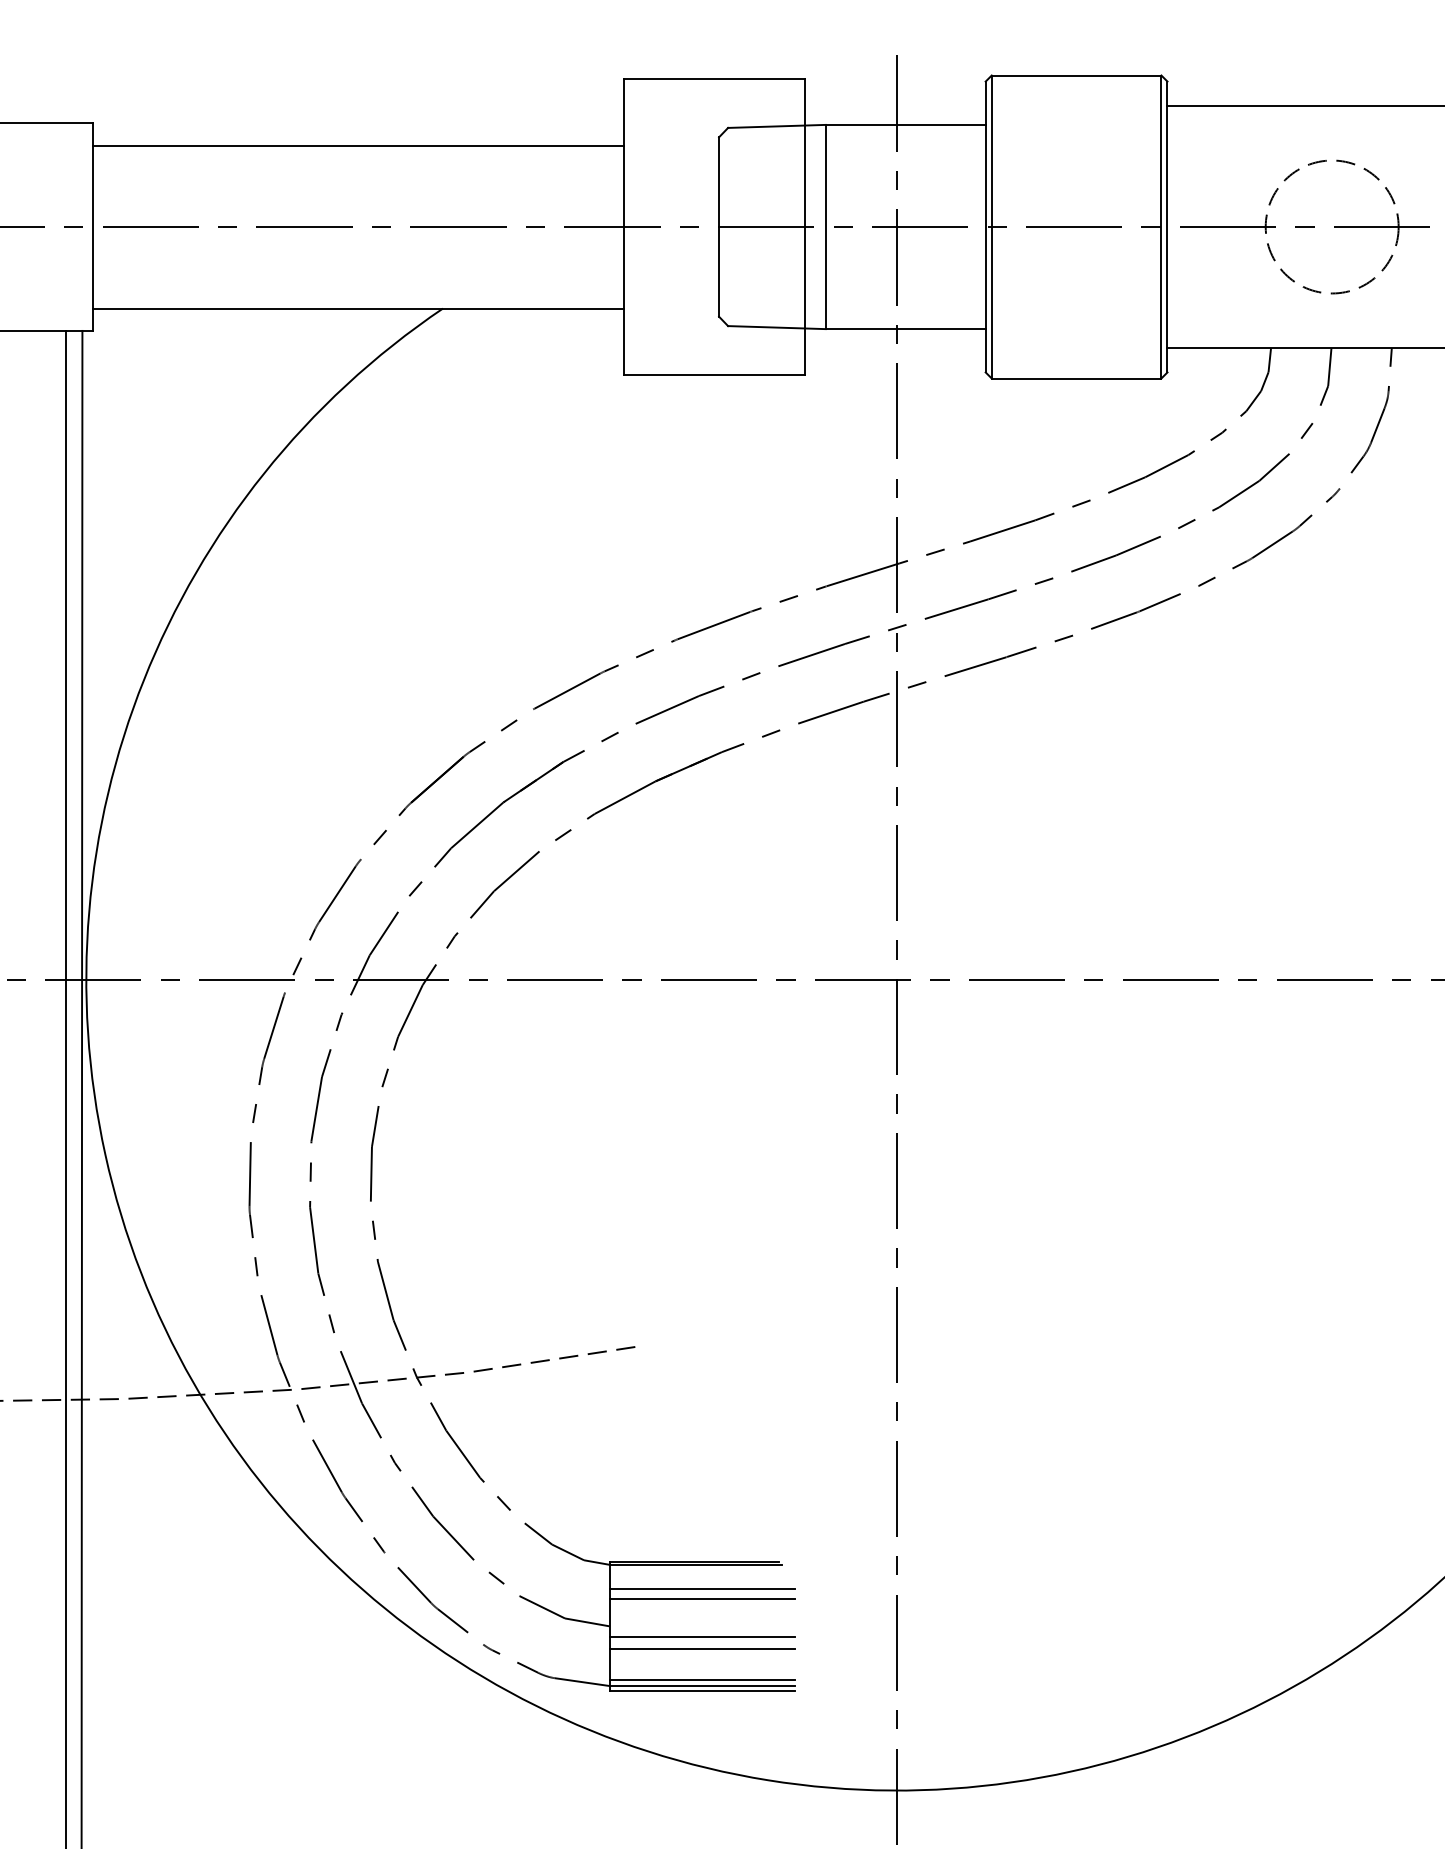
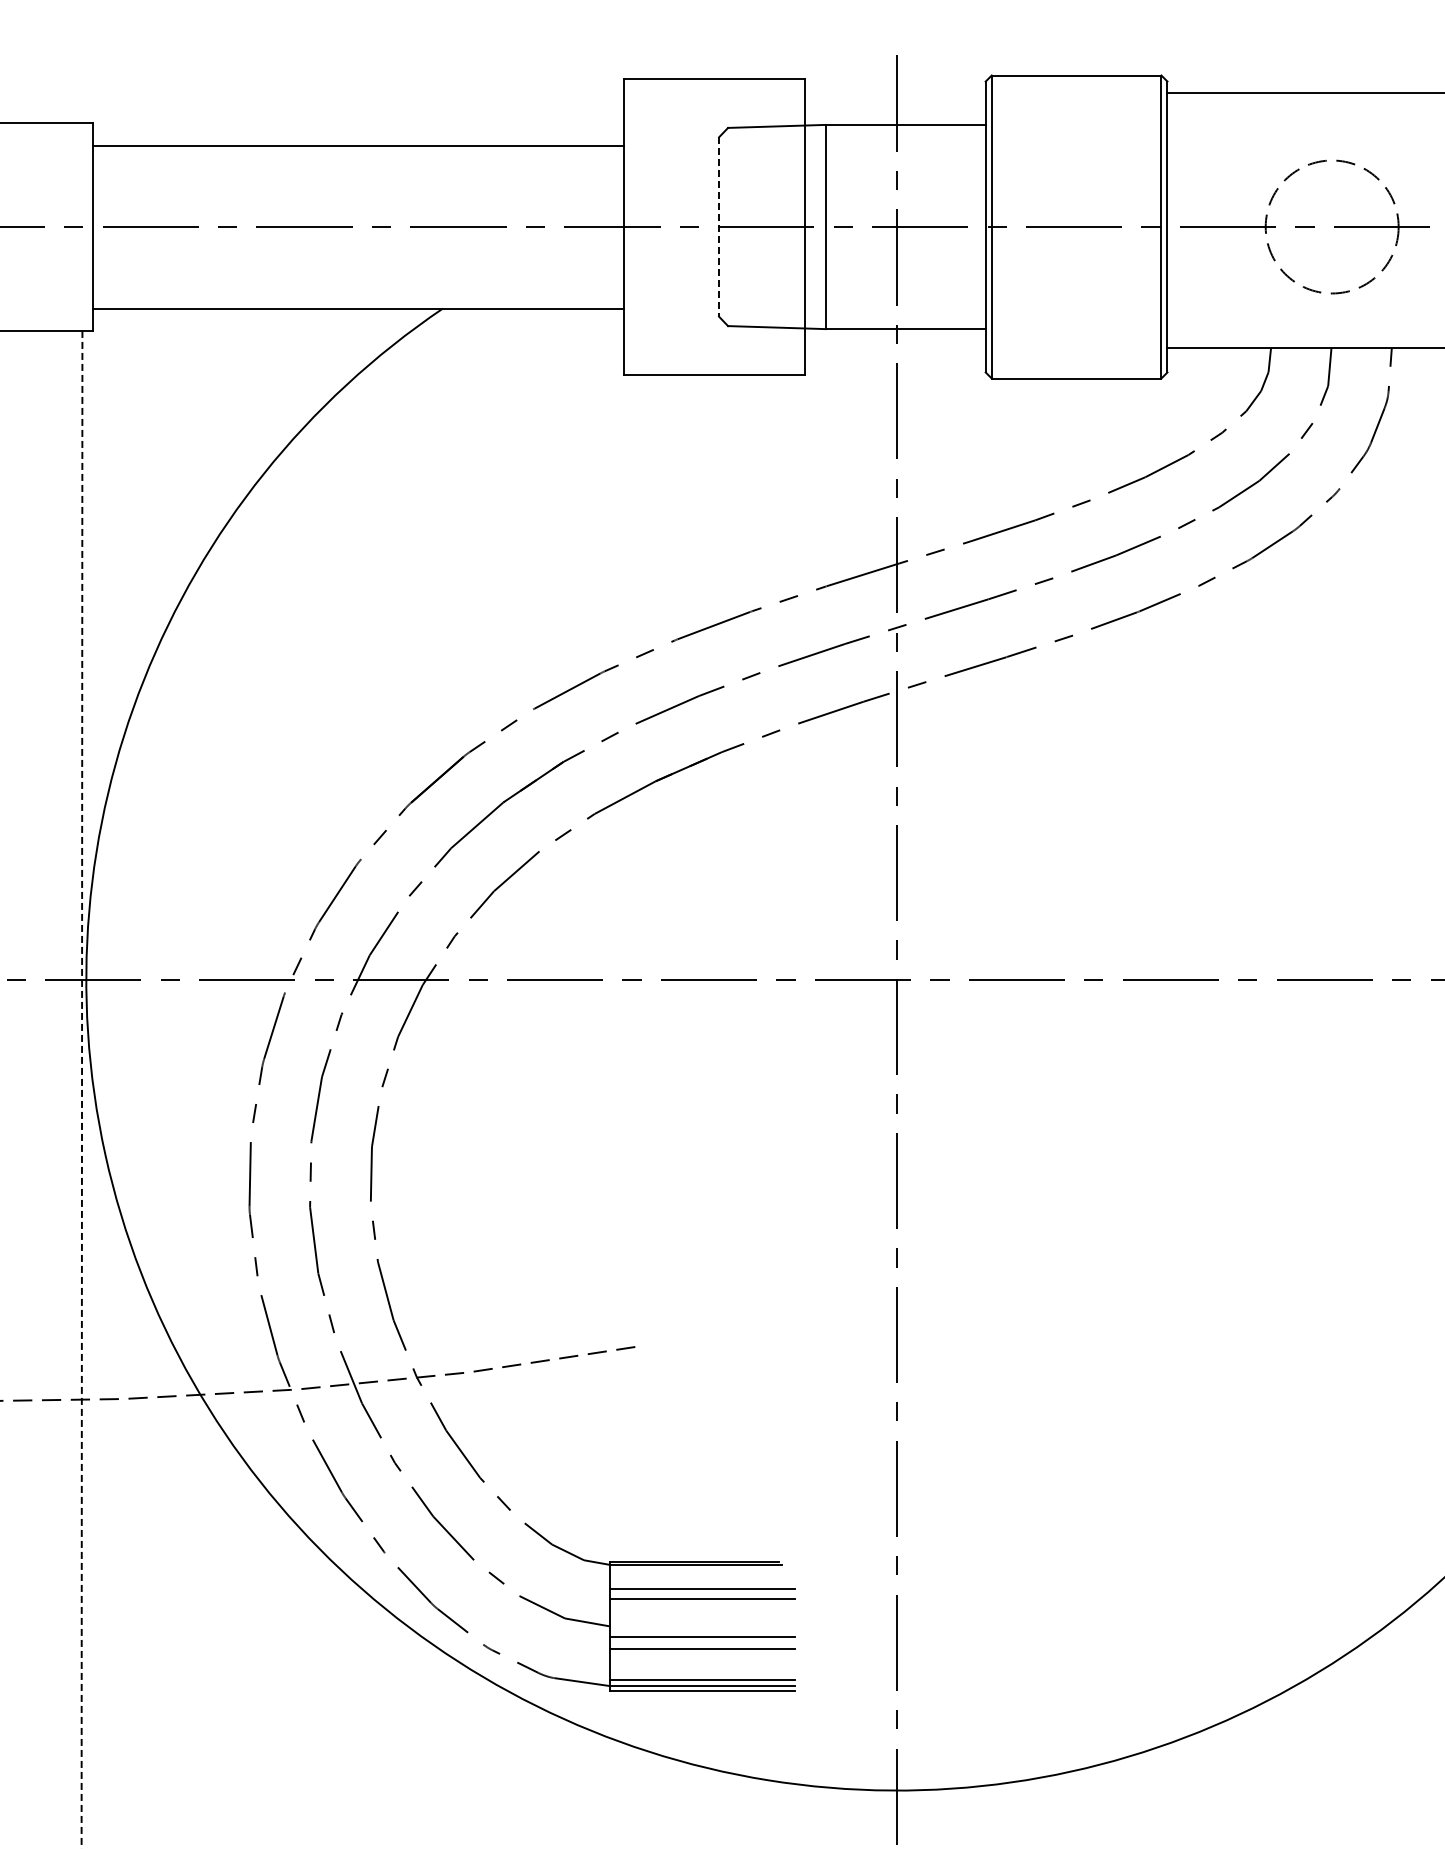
line position: (1304, 105) -> (1304, 92) (1304, 92)
line: solid -> dashed (719, 227)
line: present -> none (66, 1087)
line: solid -> dashed (82, 1089)
